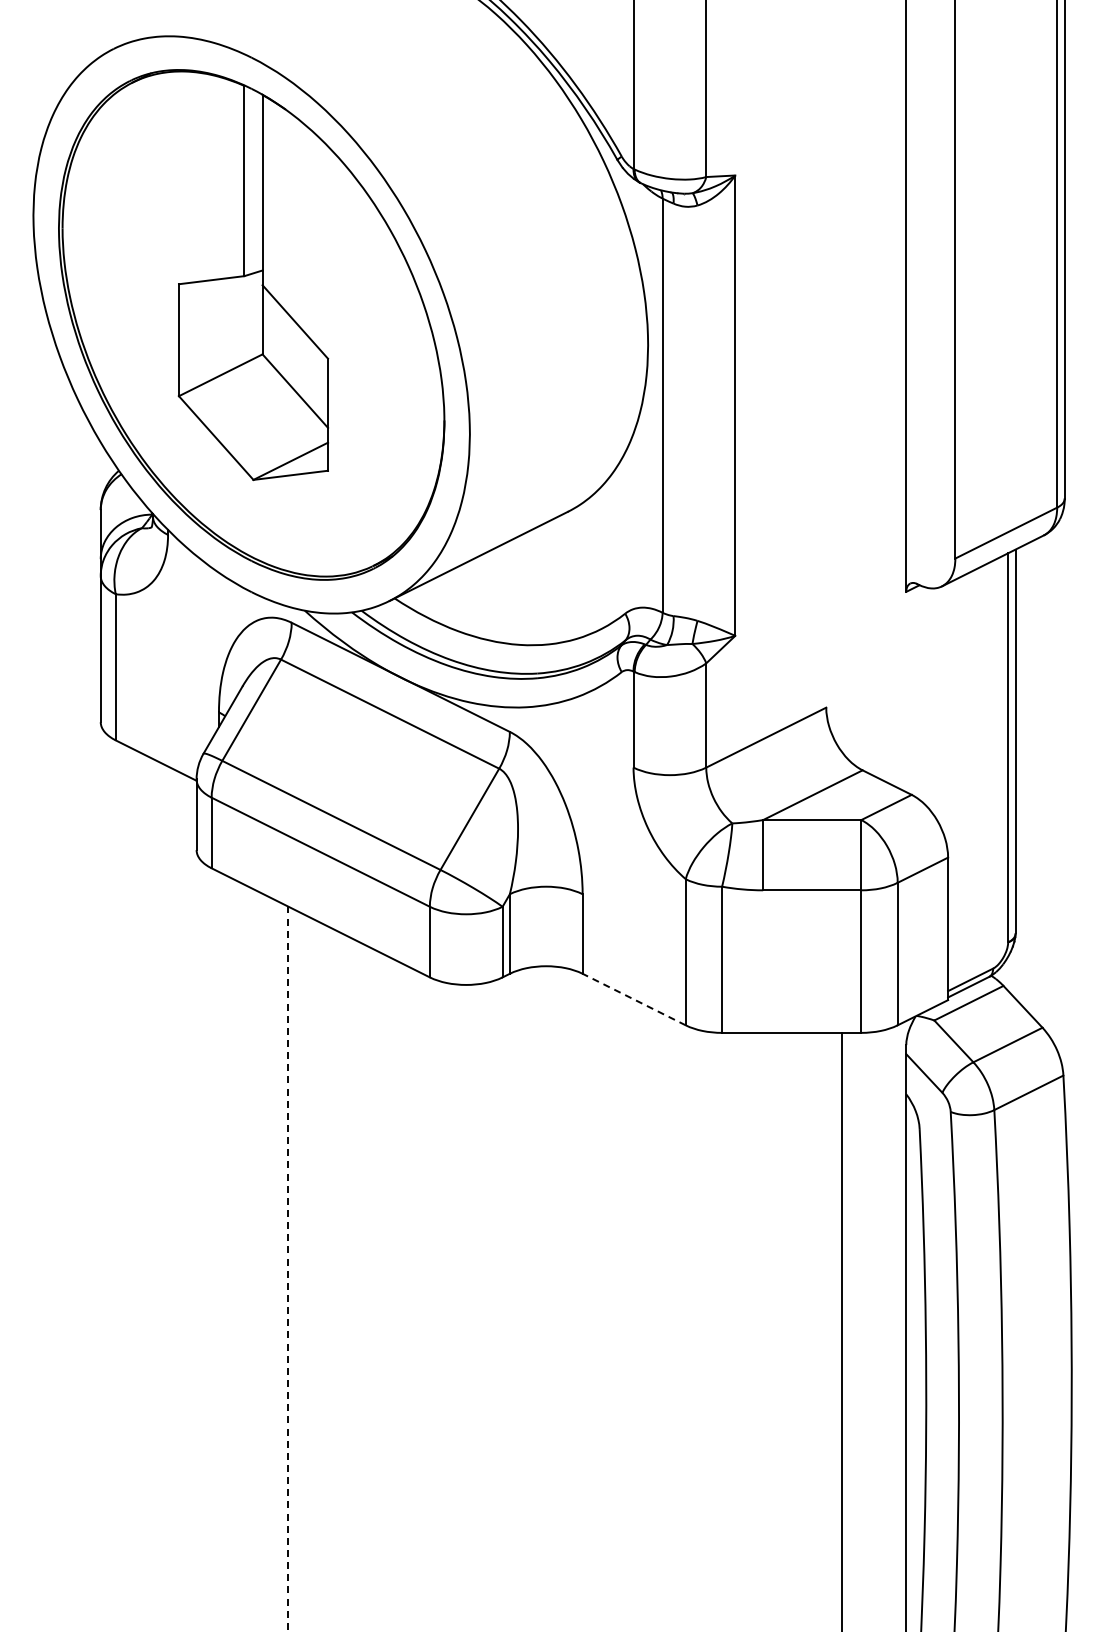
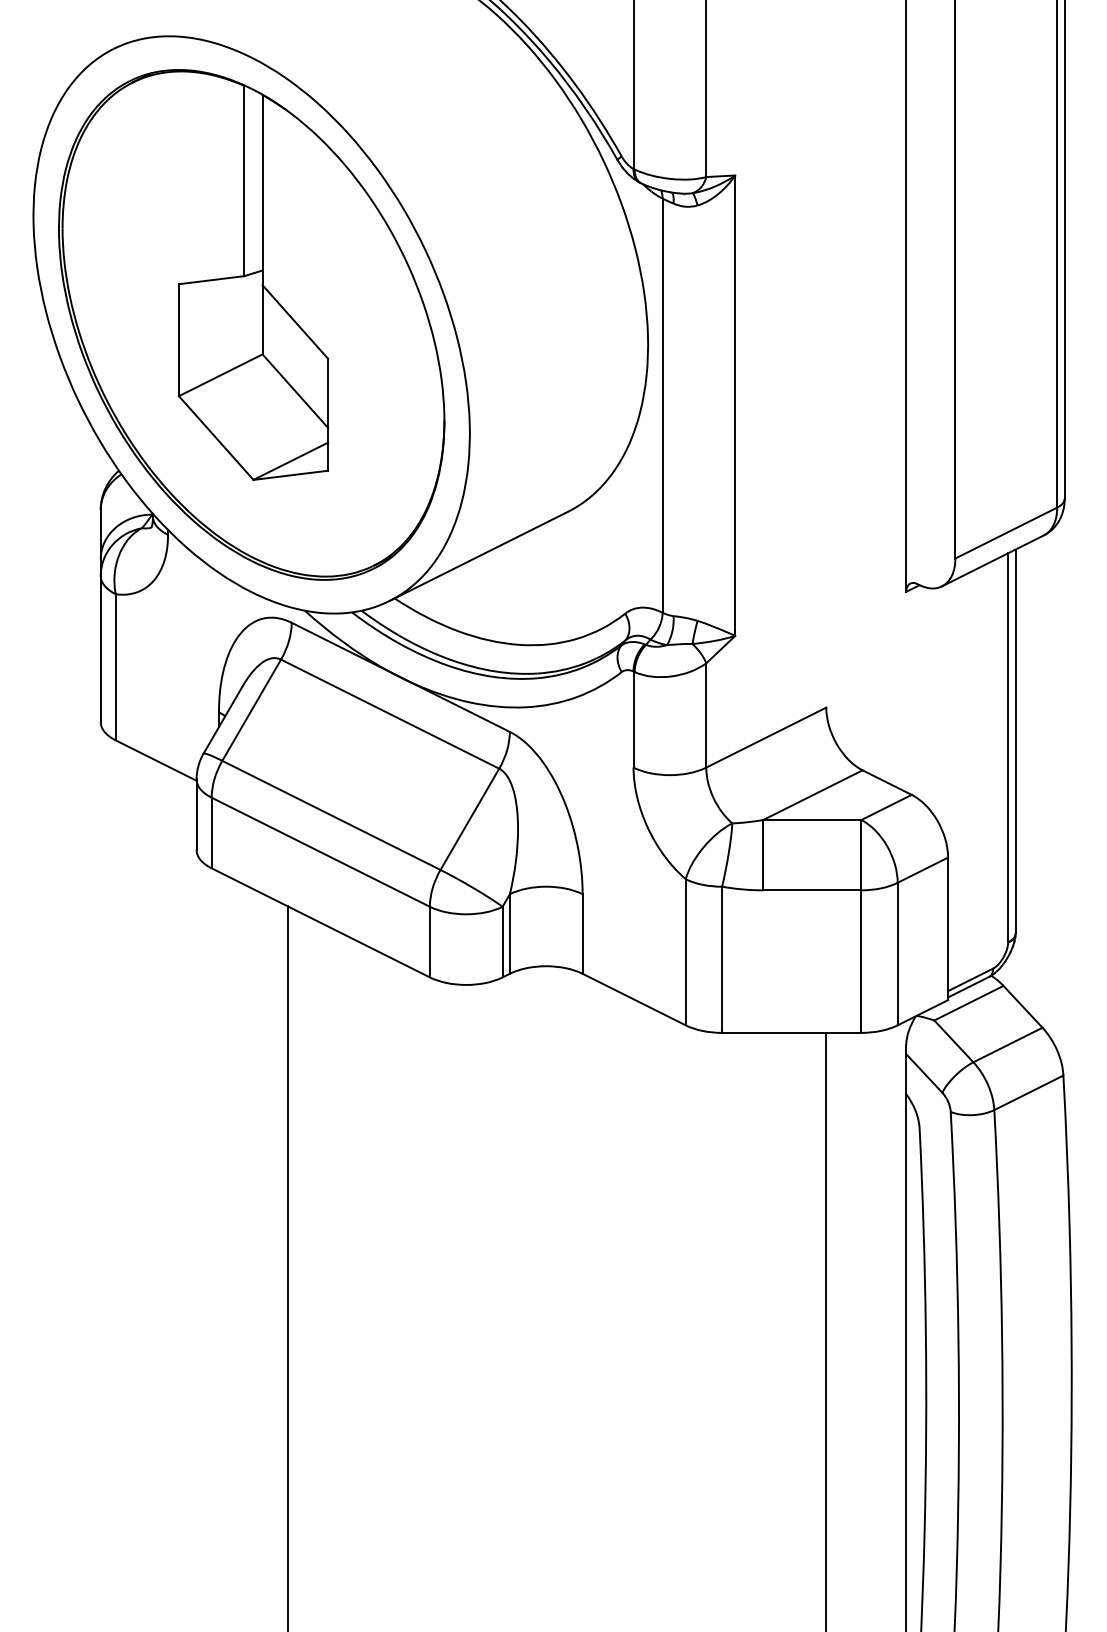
line: dashed -> solid (634, 999)
line: dashed -> solid (288, 1269)
line position: (842, 1330) -> (826, 1330) (826, 1330)
